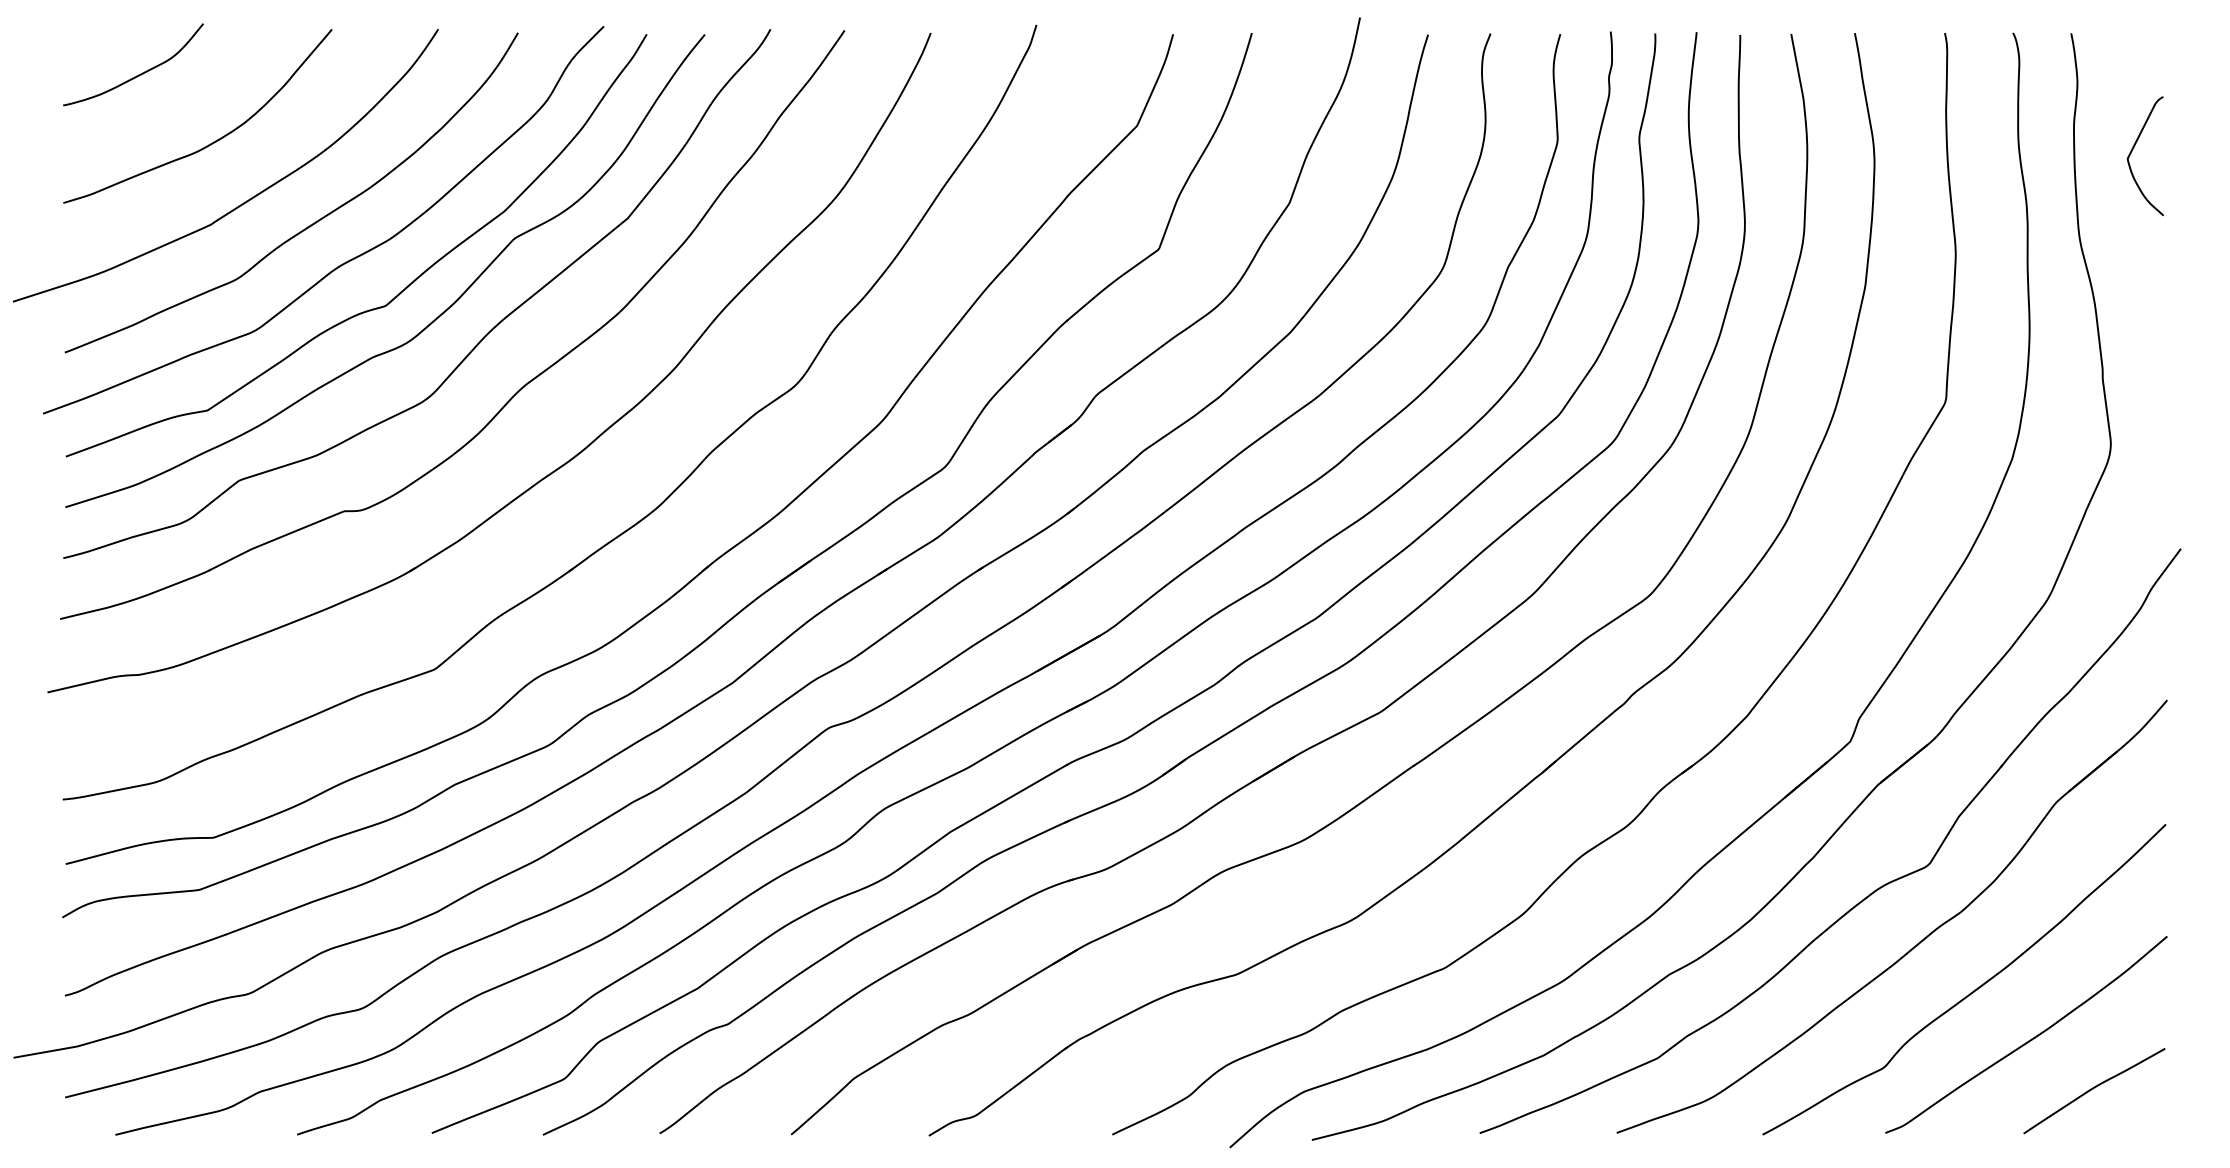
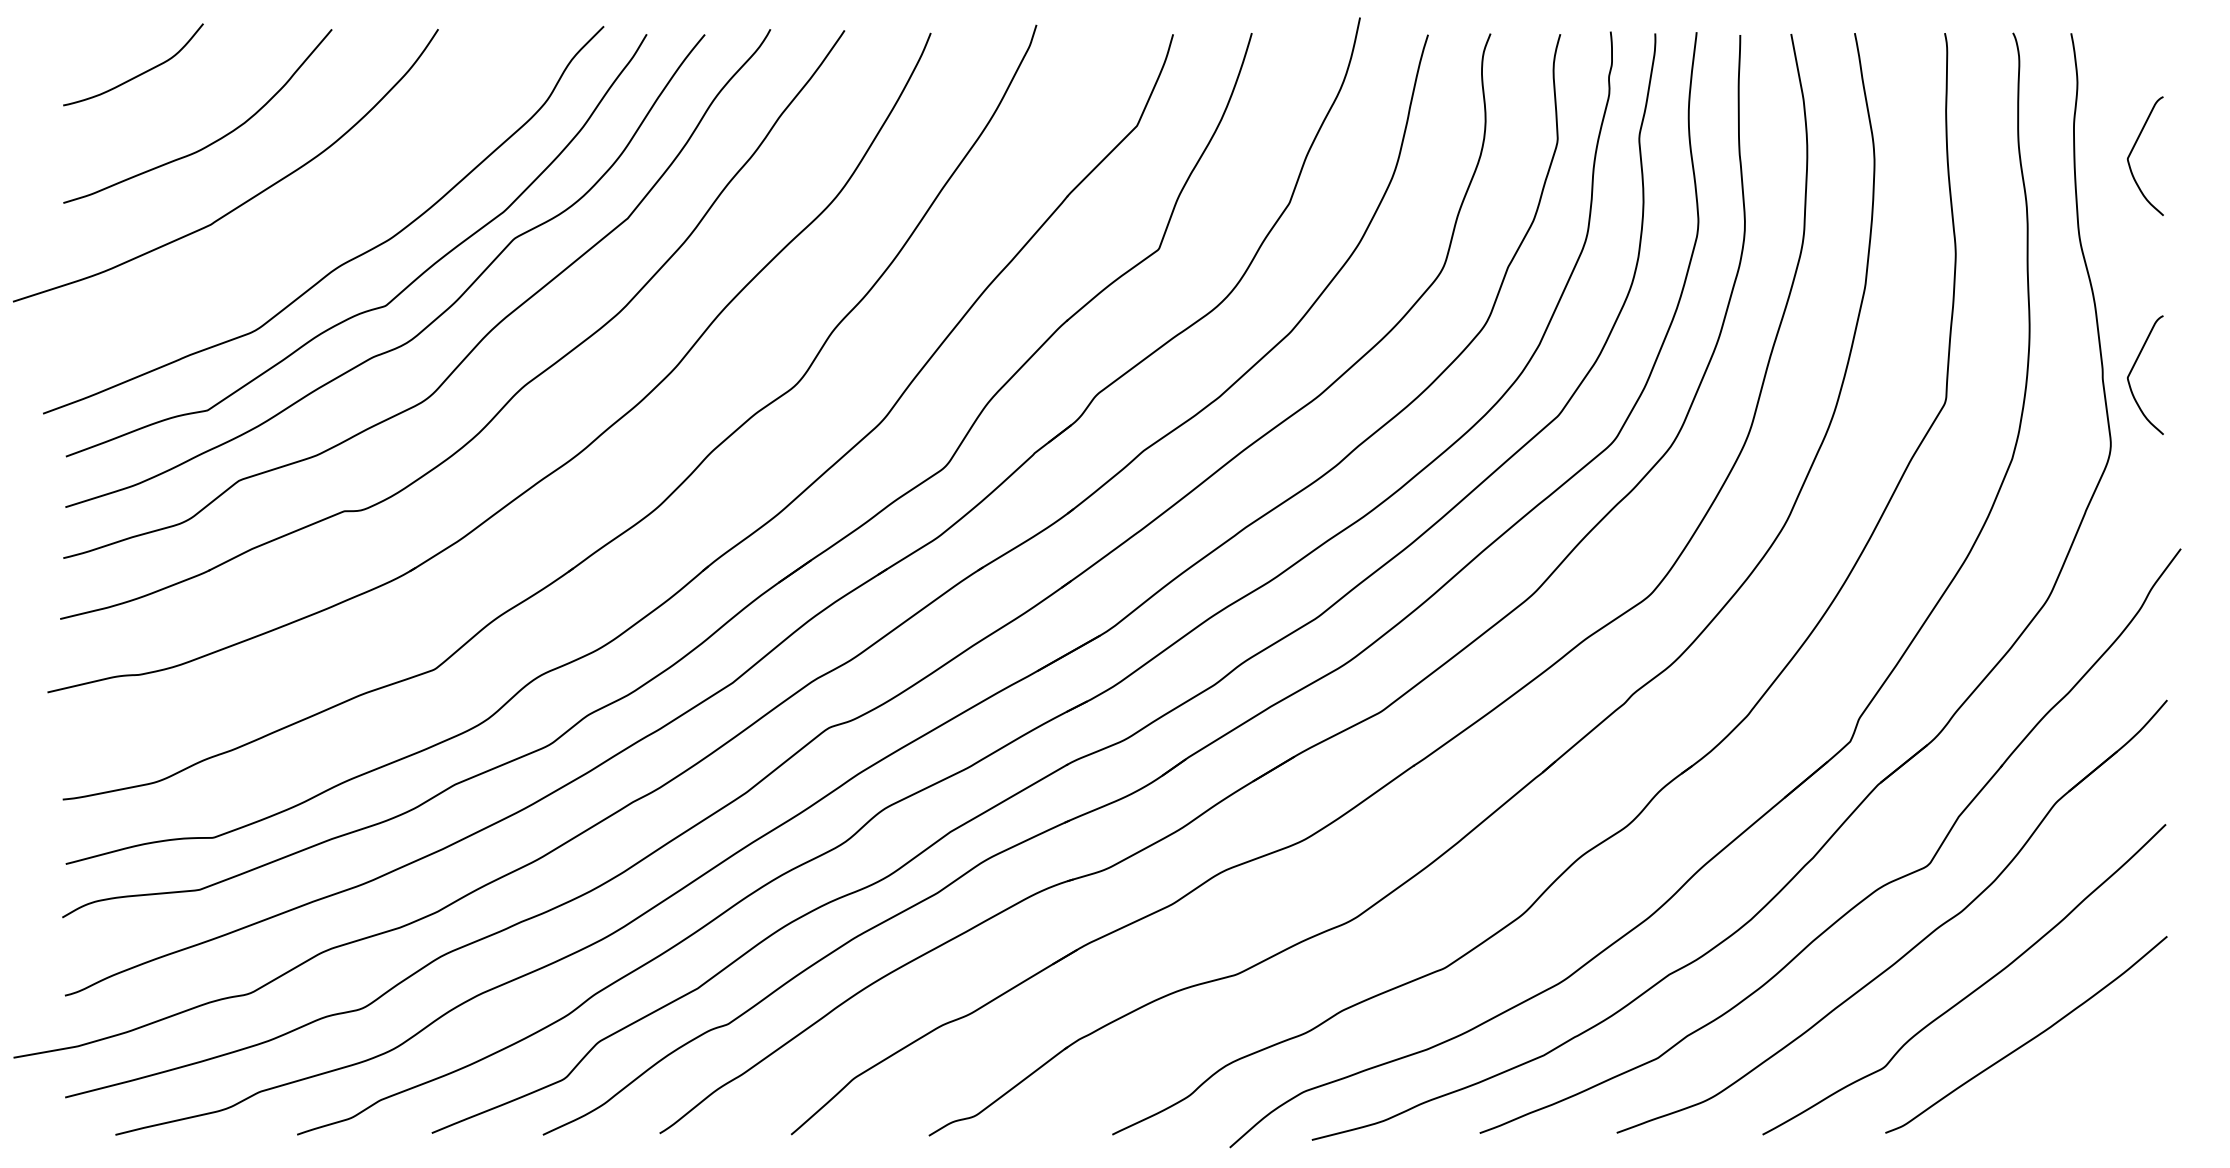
curve: present -> none (313, 222)
curve: none -> present (2133, 368)
curve: present -> none (2093, 1089)
